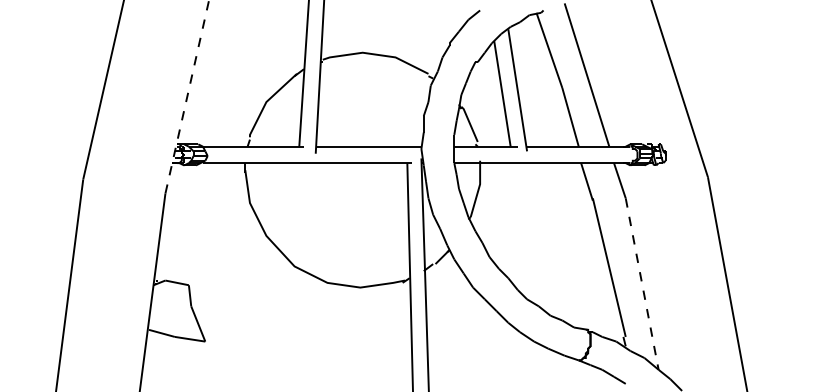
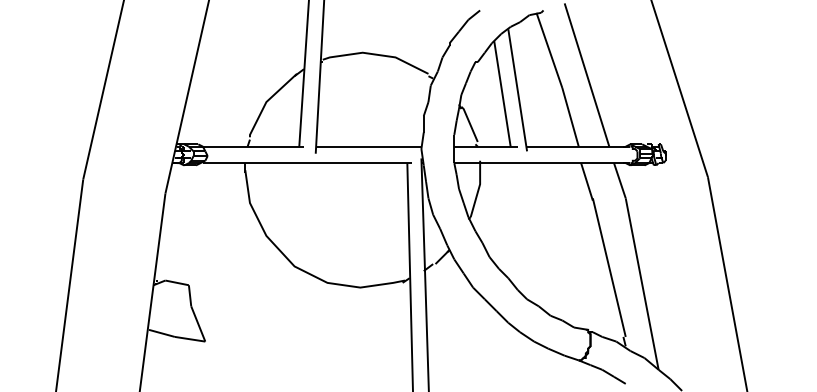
line: dashed -> solid (187, 97)
line: dashed -> solid (642, 284)
